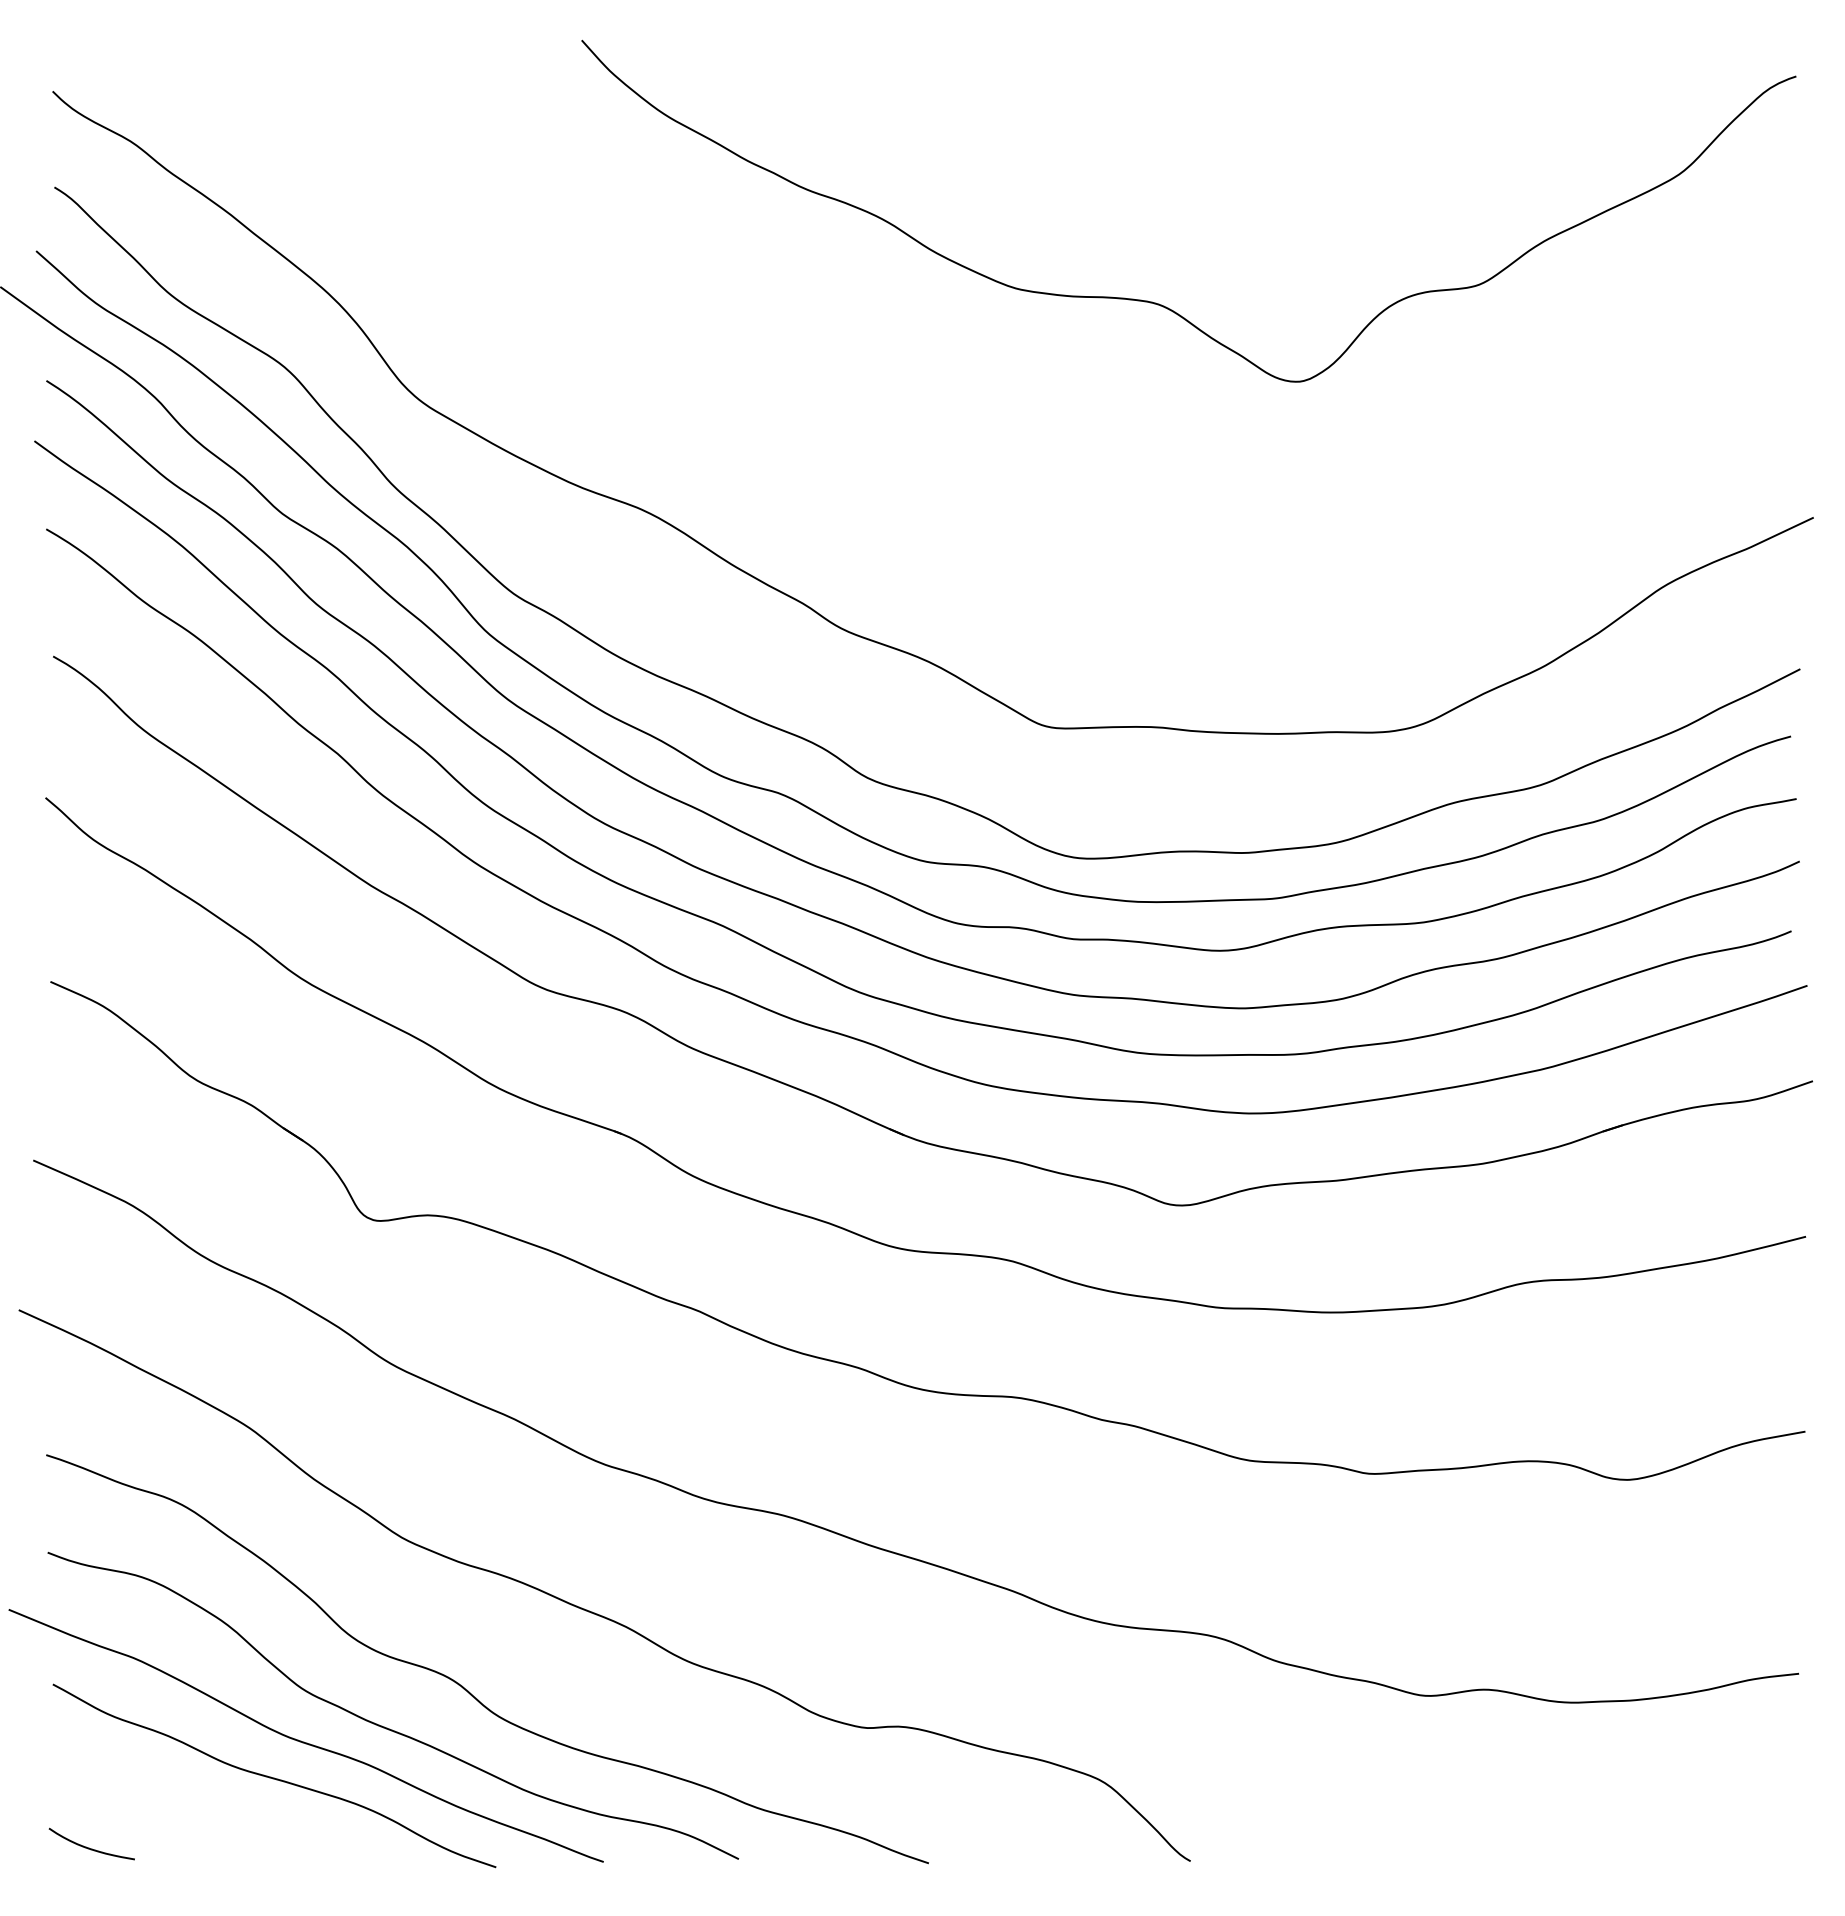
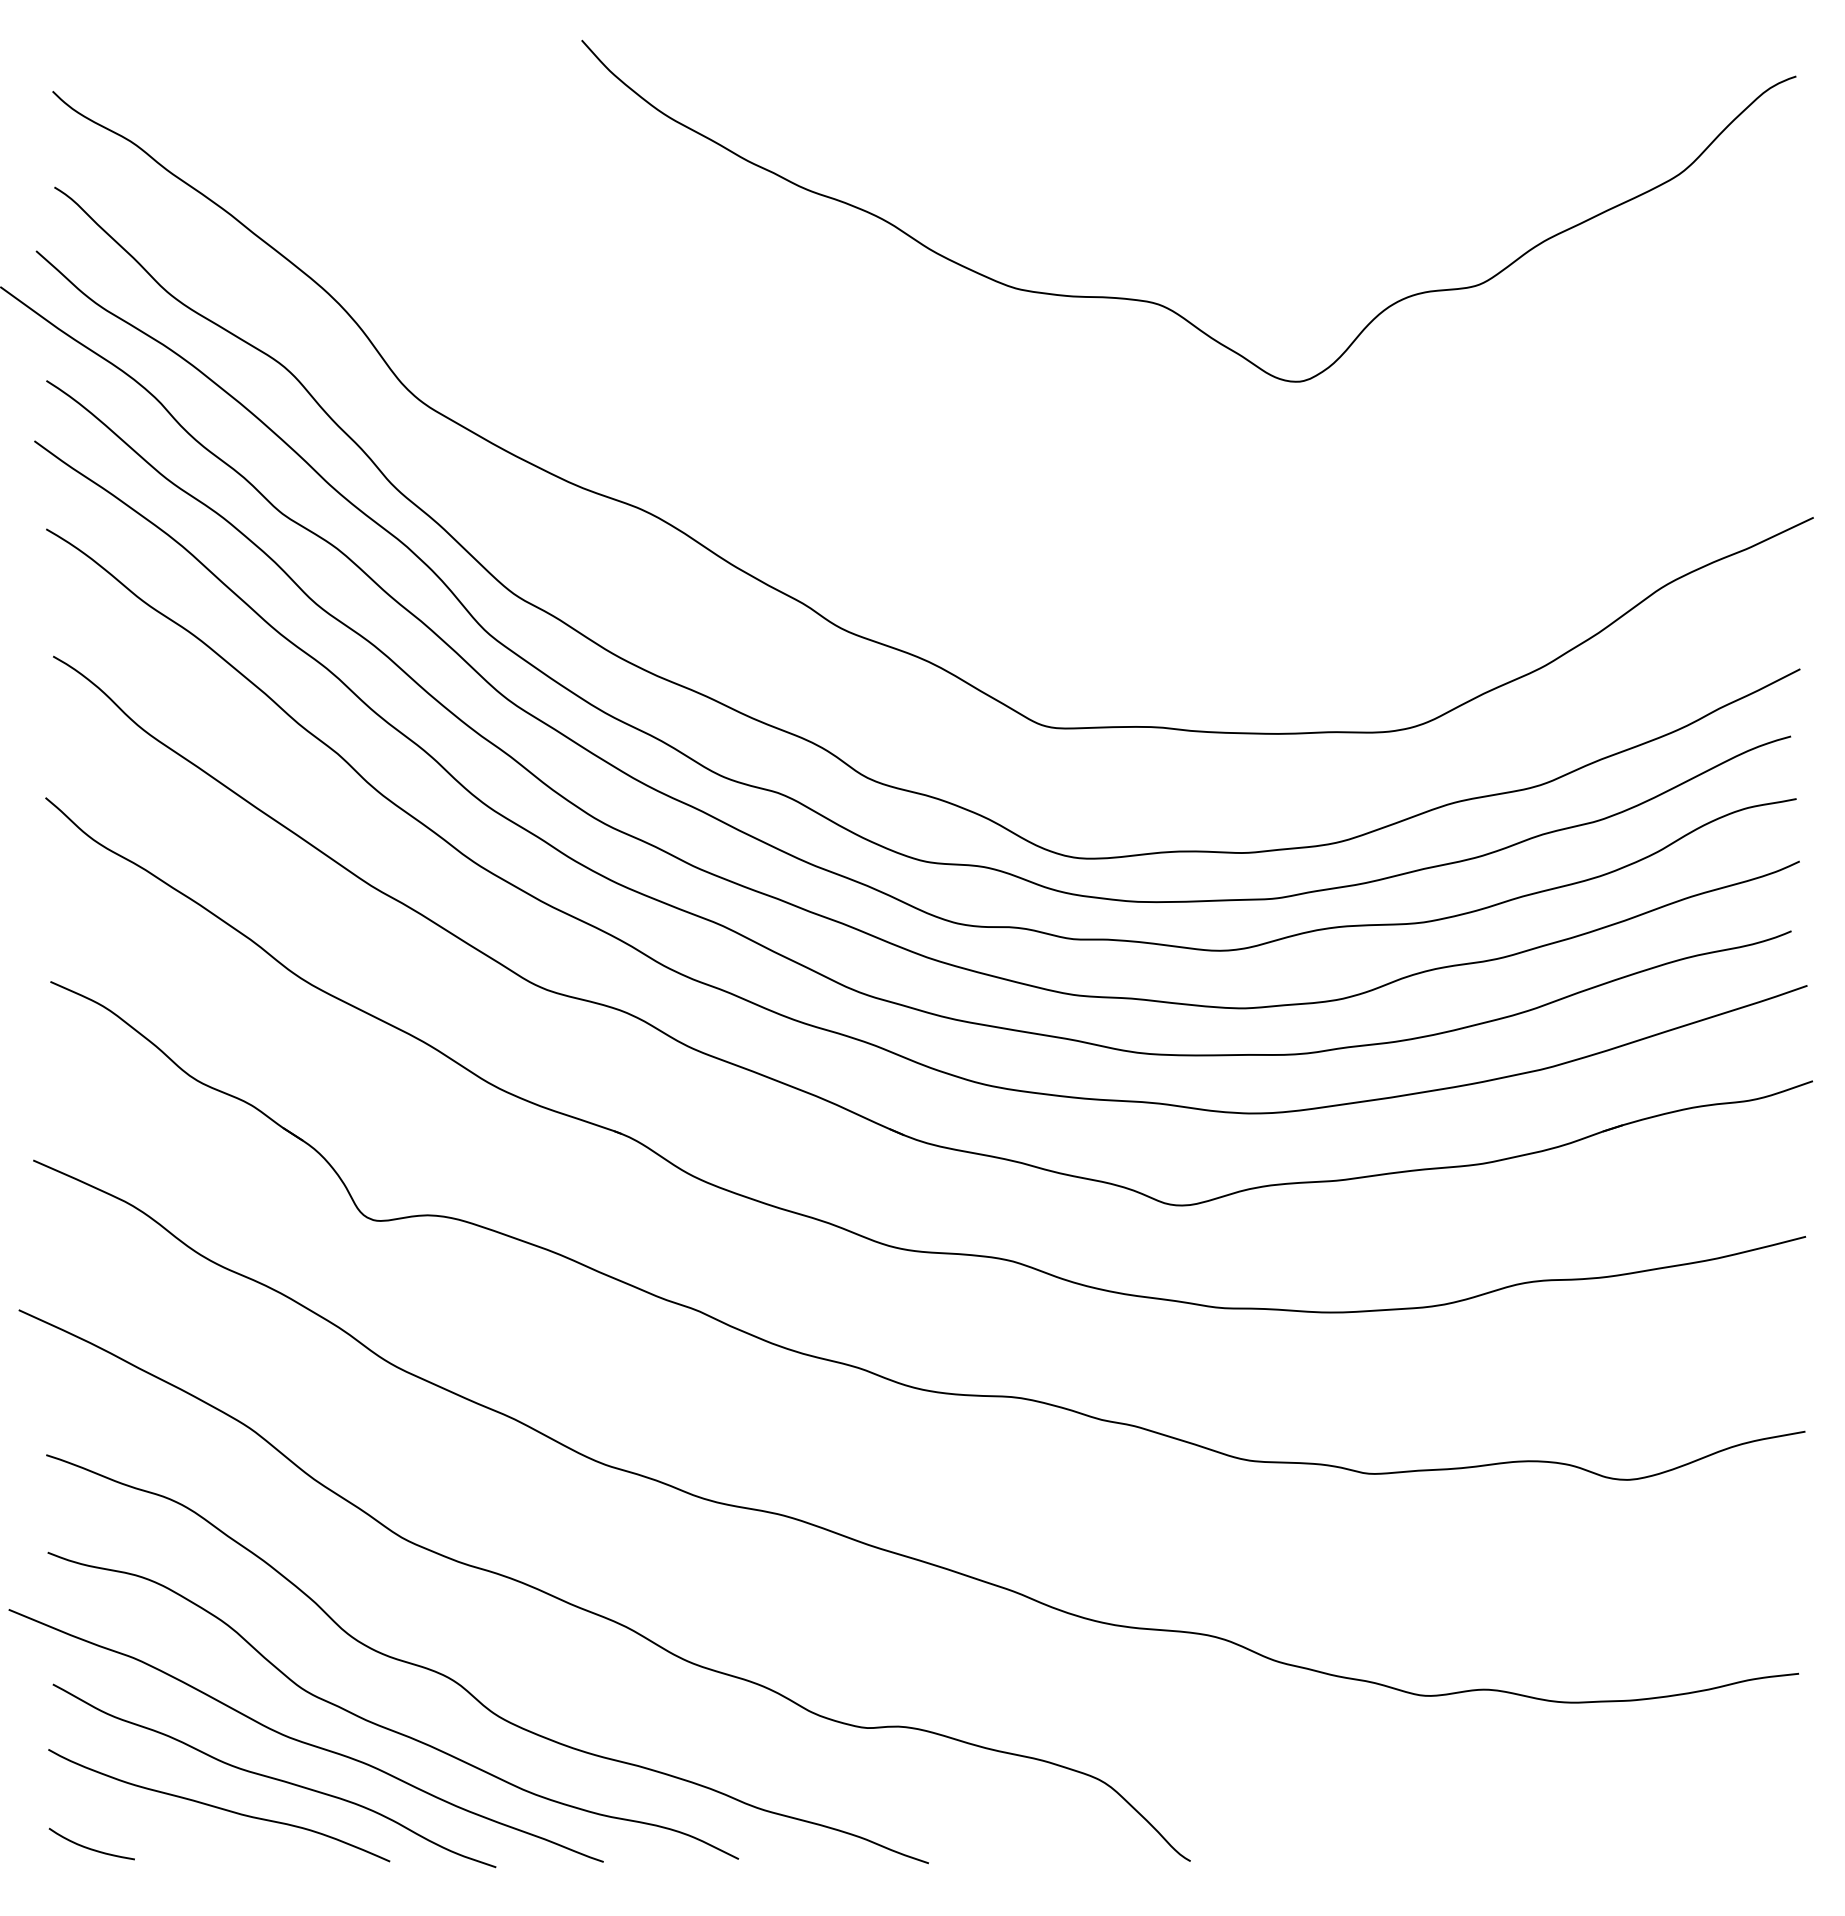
curve: none -> present (218, 1806)
